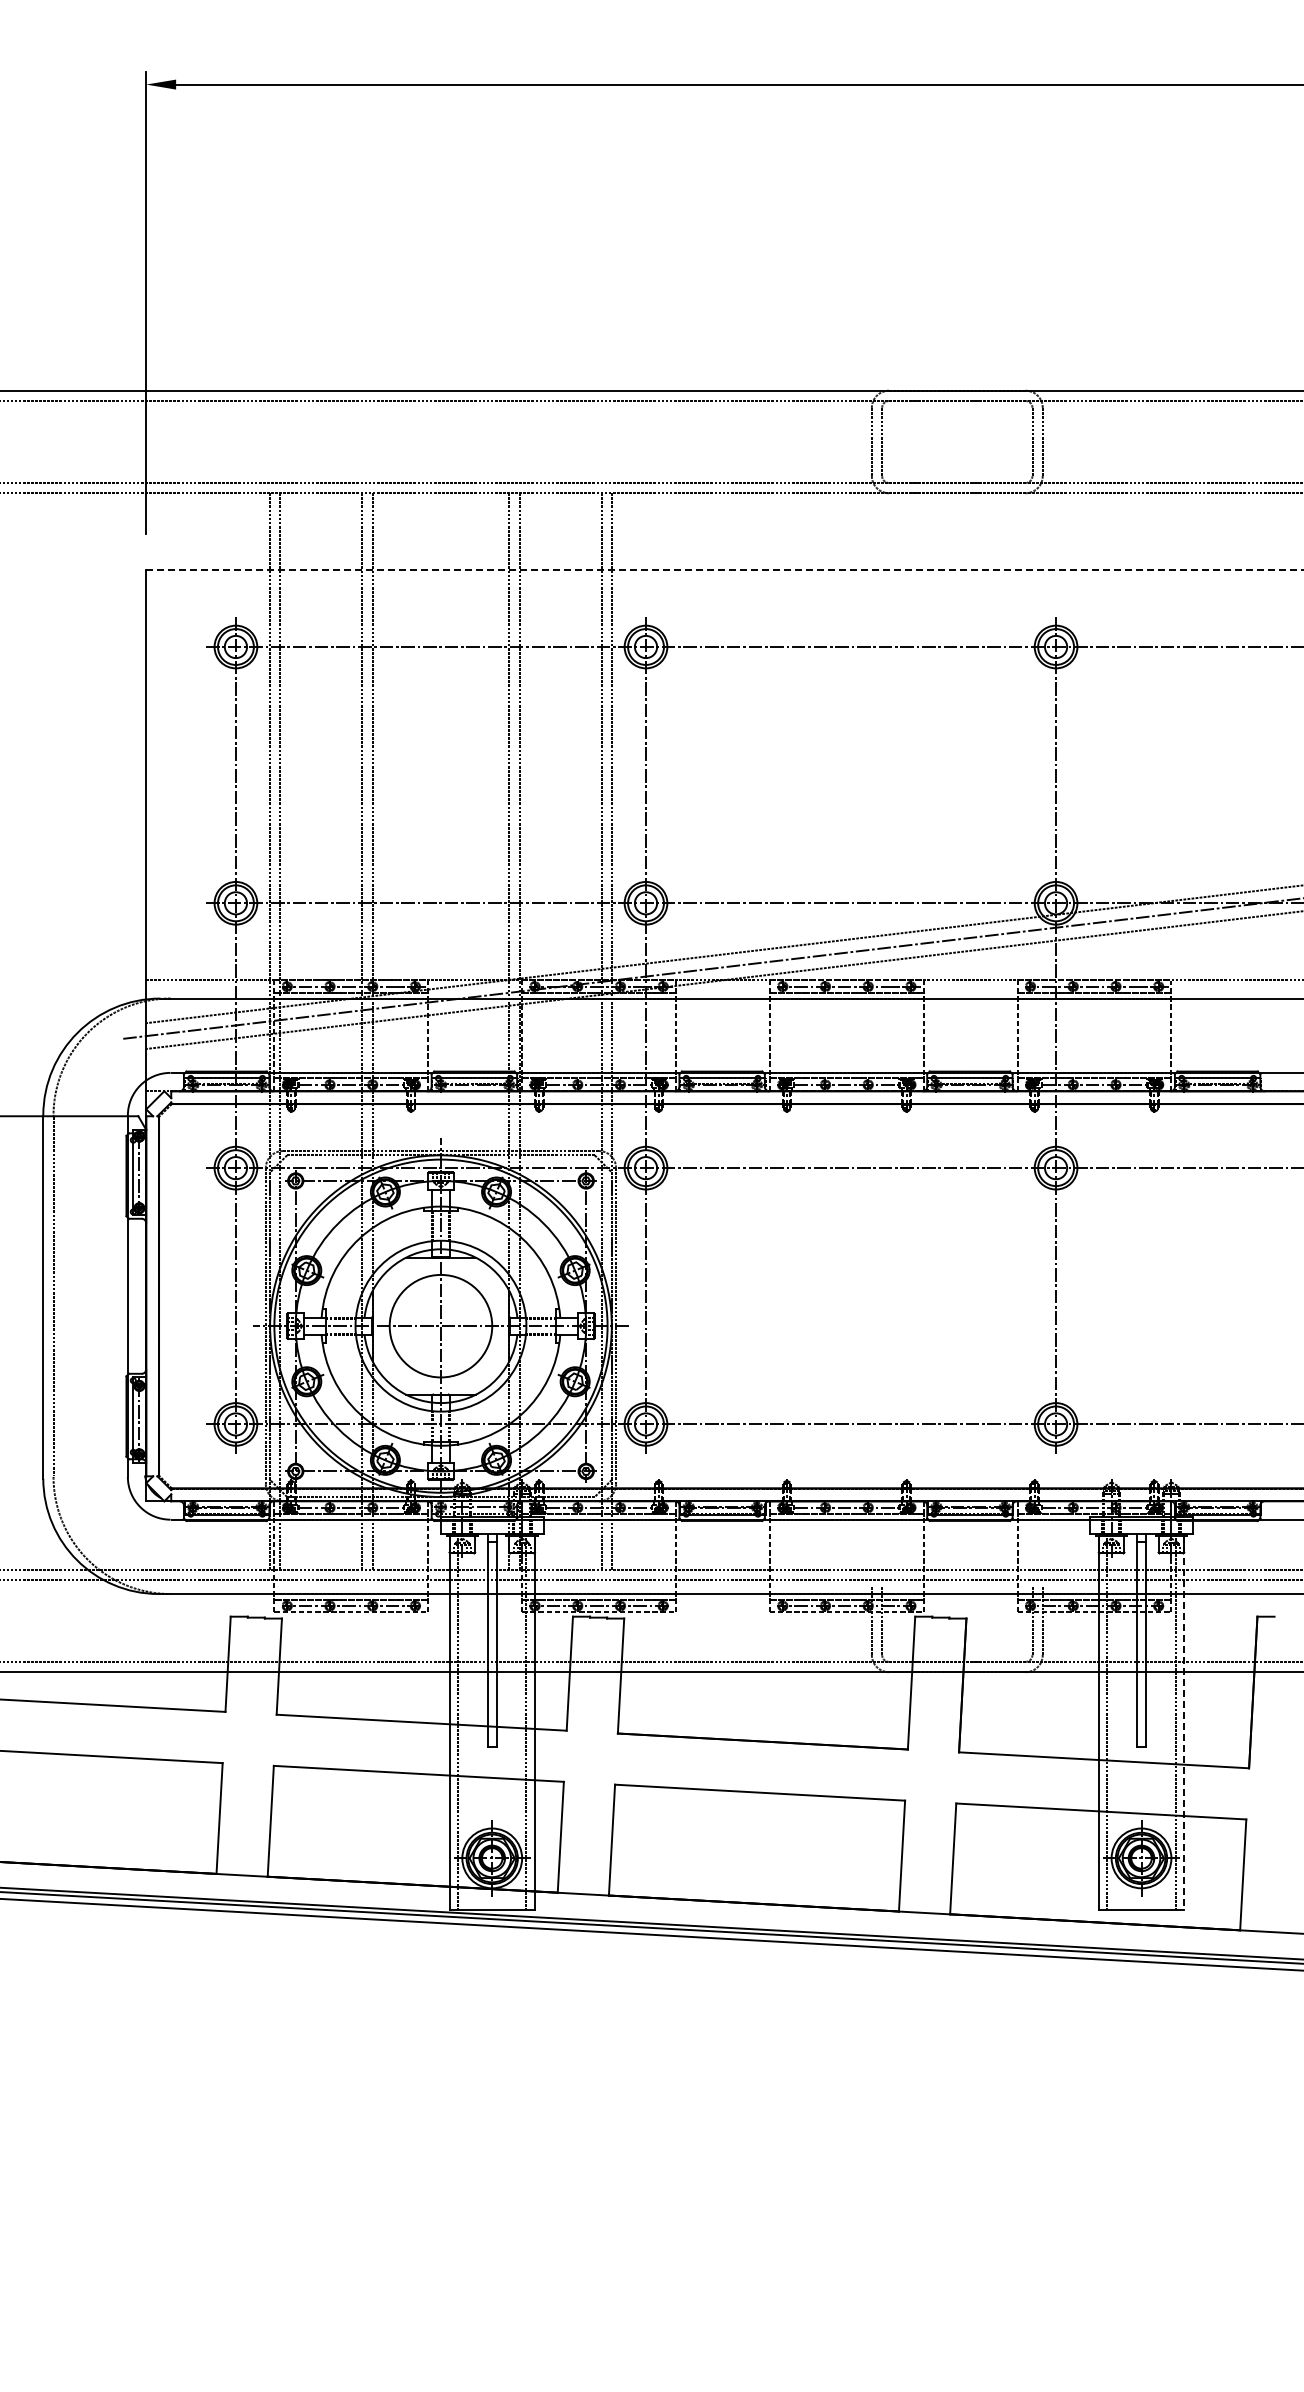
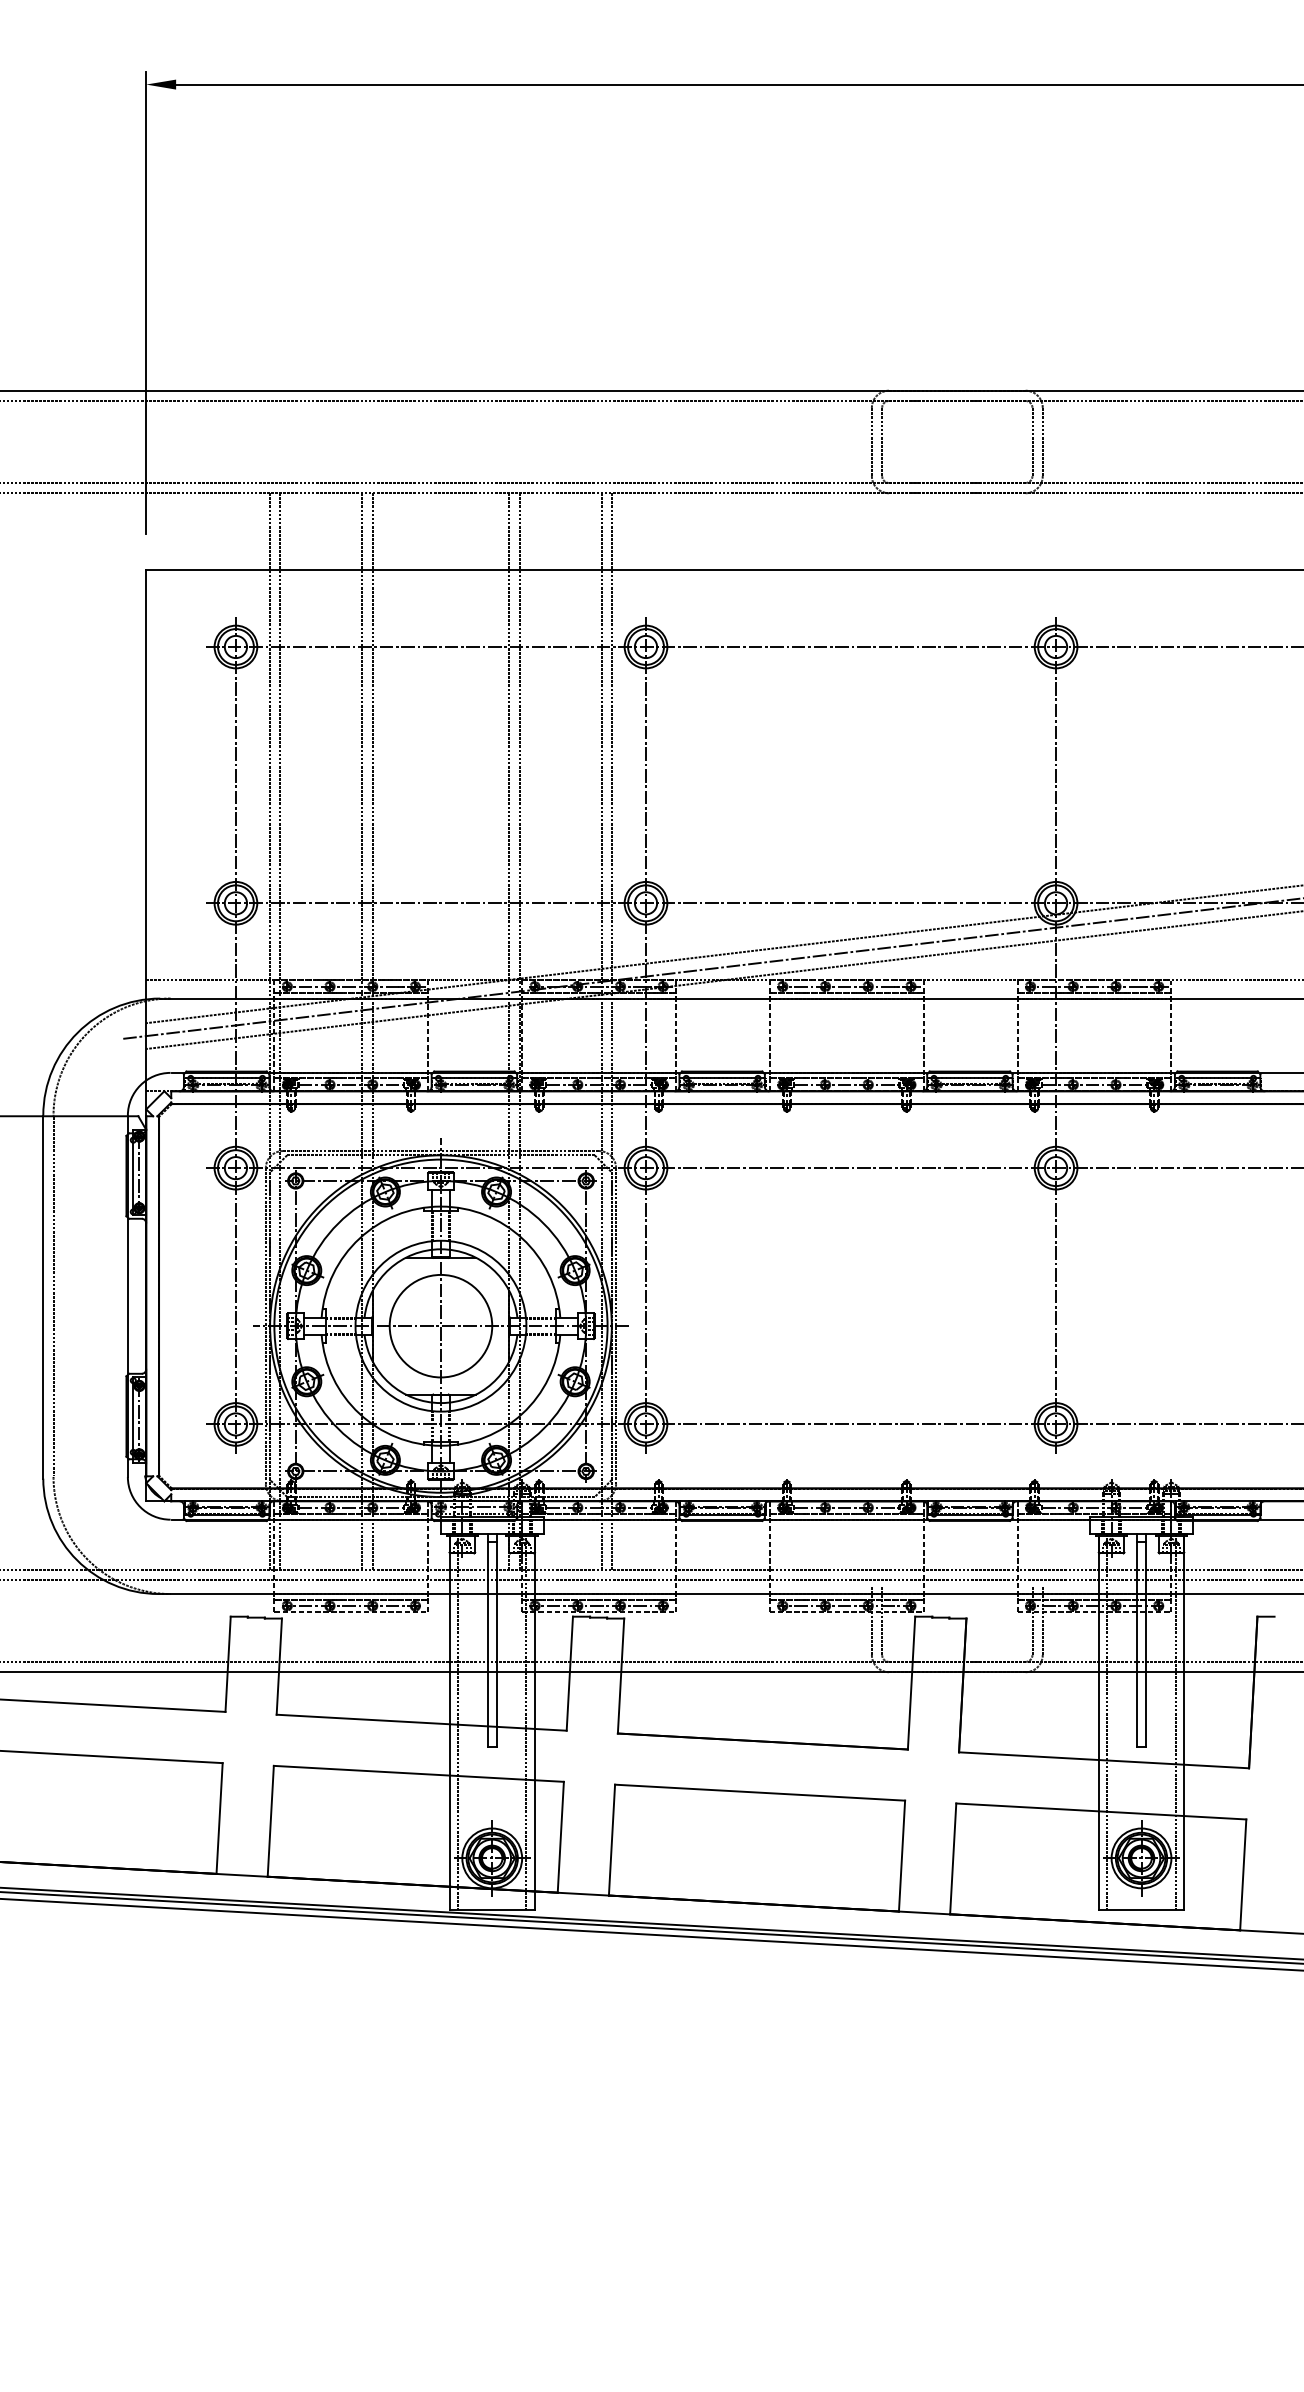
line: dashed -> solid (725, 570)
line: dashed -> solid (1184, 1723)
